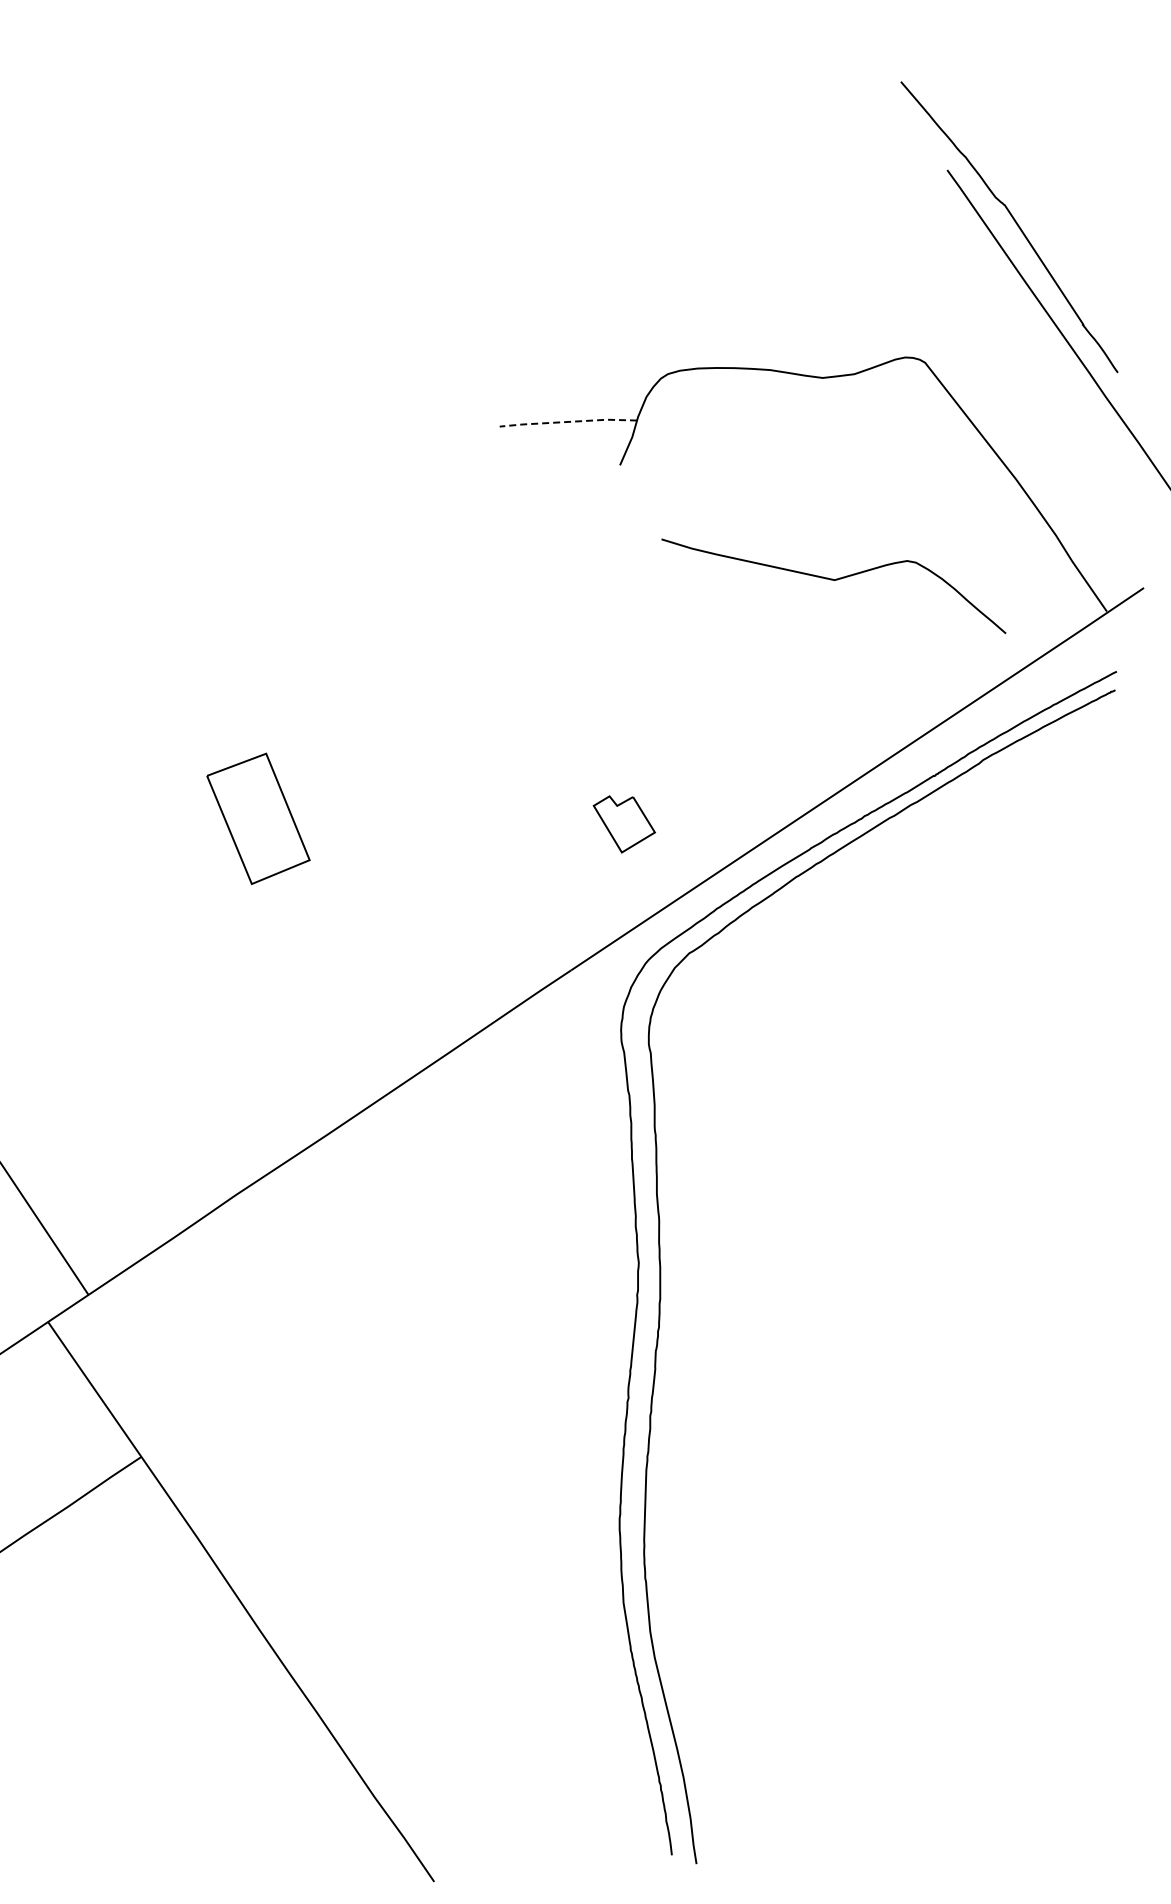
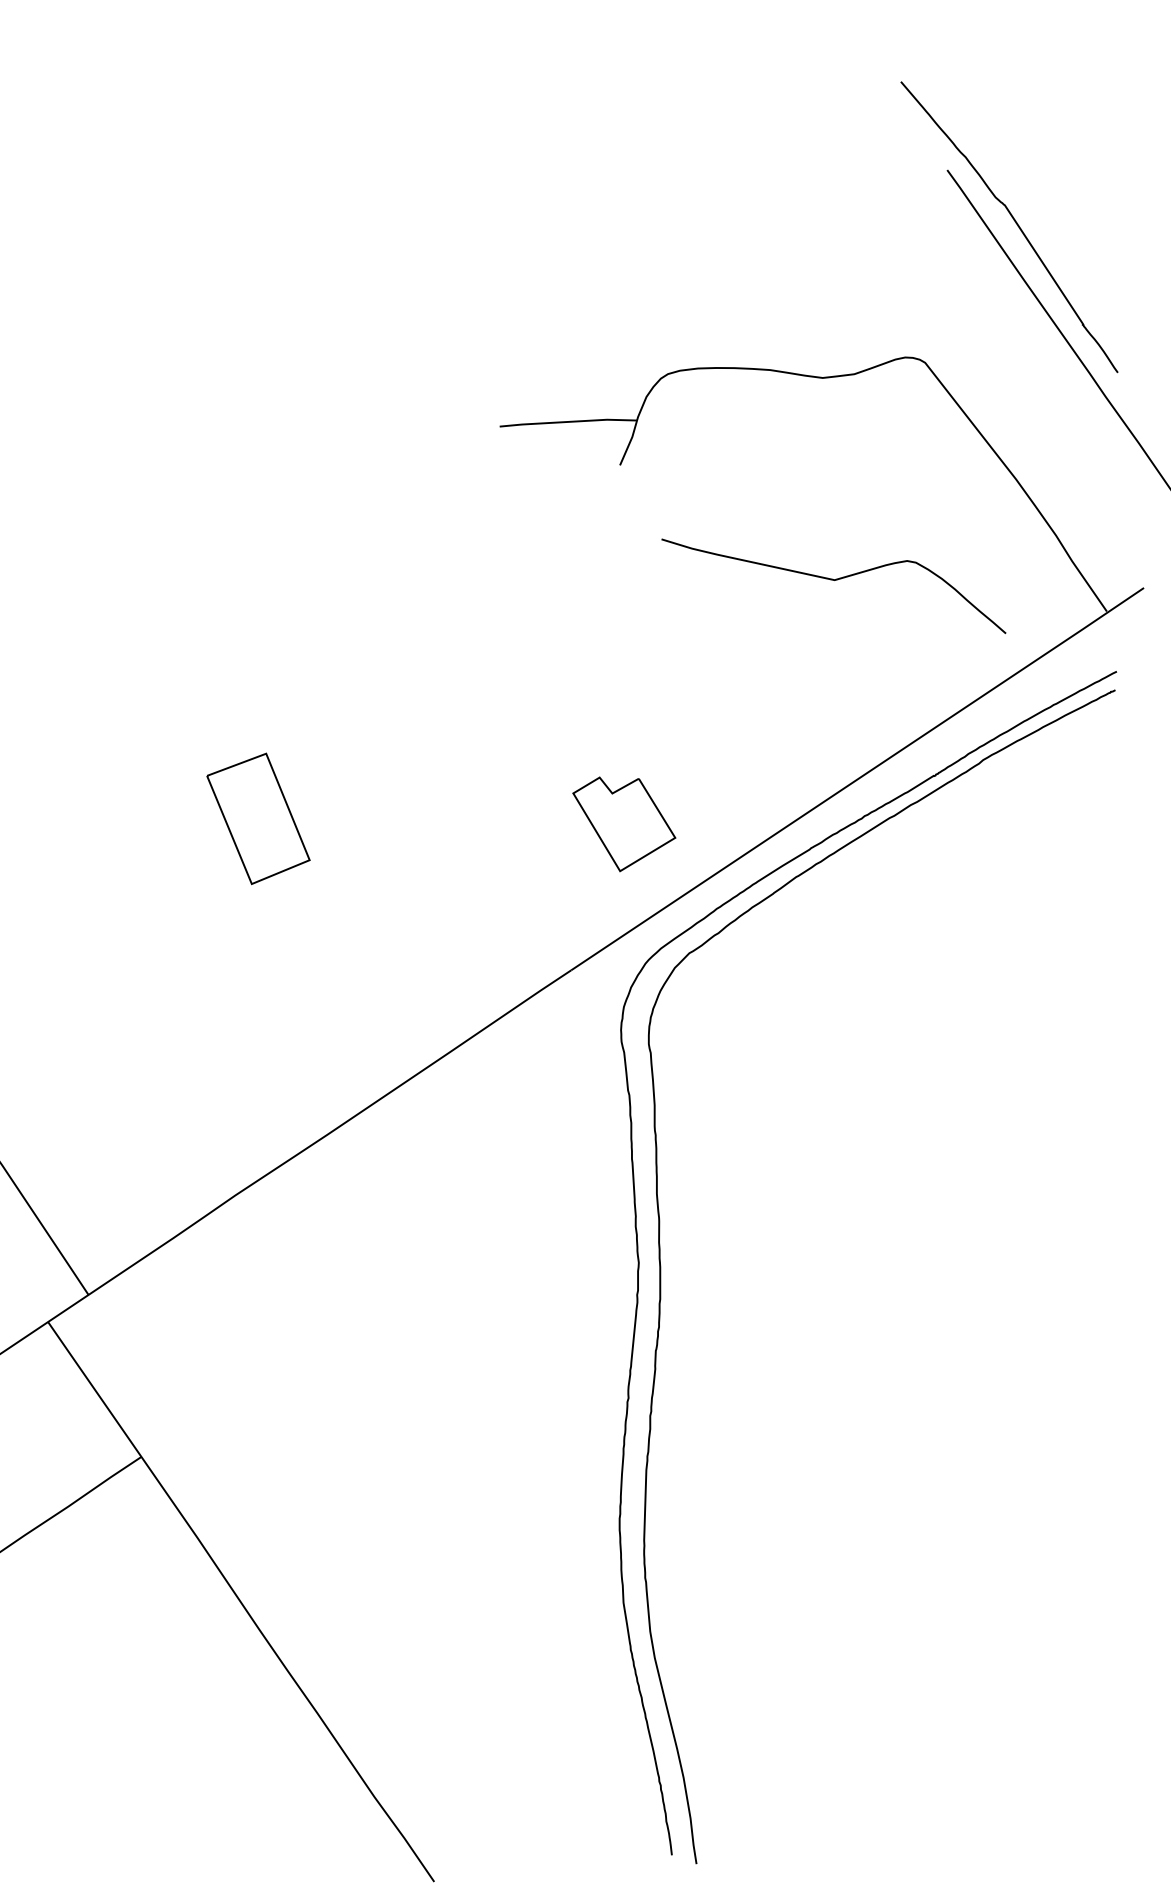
line: dashed -> solid (567, 421)
part size: 64x59 px -> 105x97 px (624, 824)
